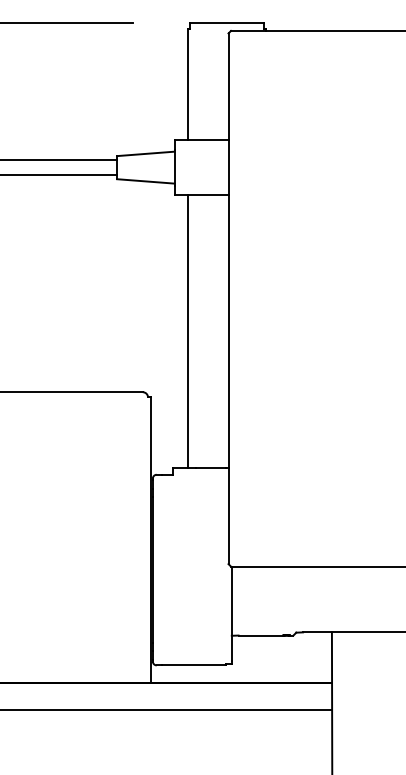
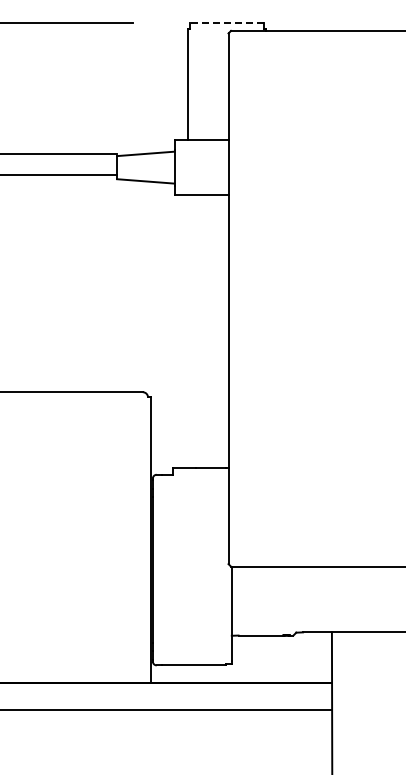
line: solid -> dashed (227, 23)
line position: (59, 159) -> (59, 153) (59, 153)
line: present -> none (188, 331)
